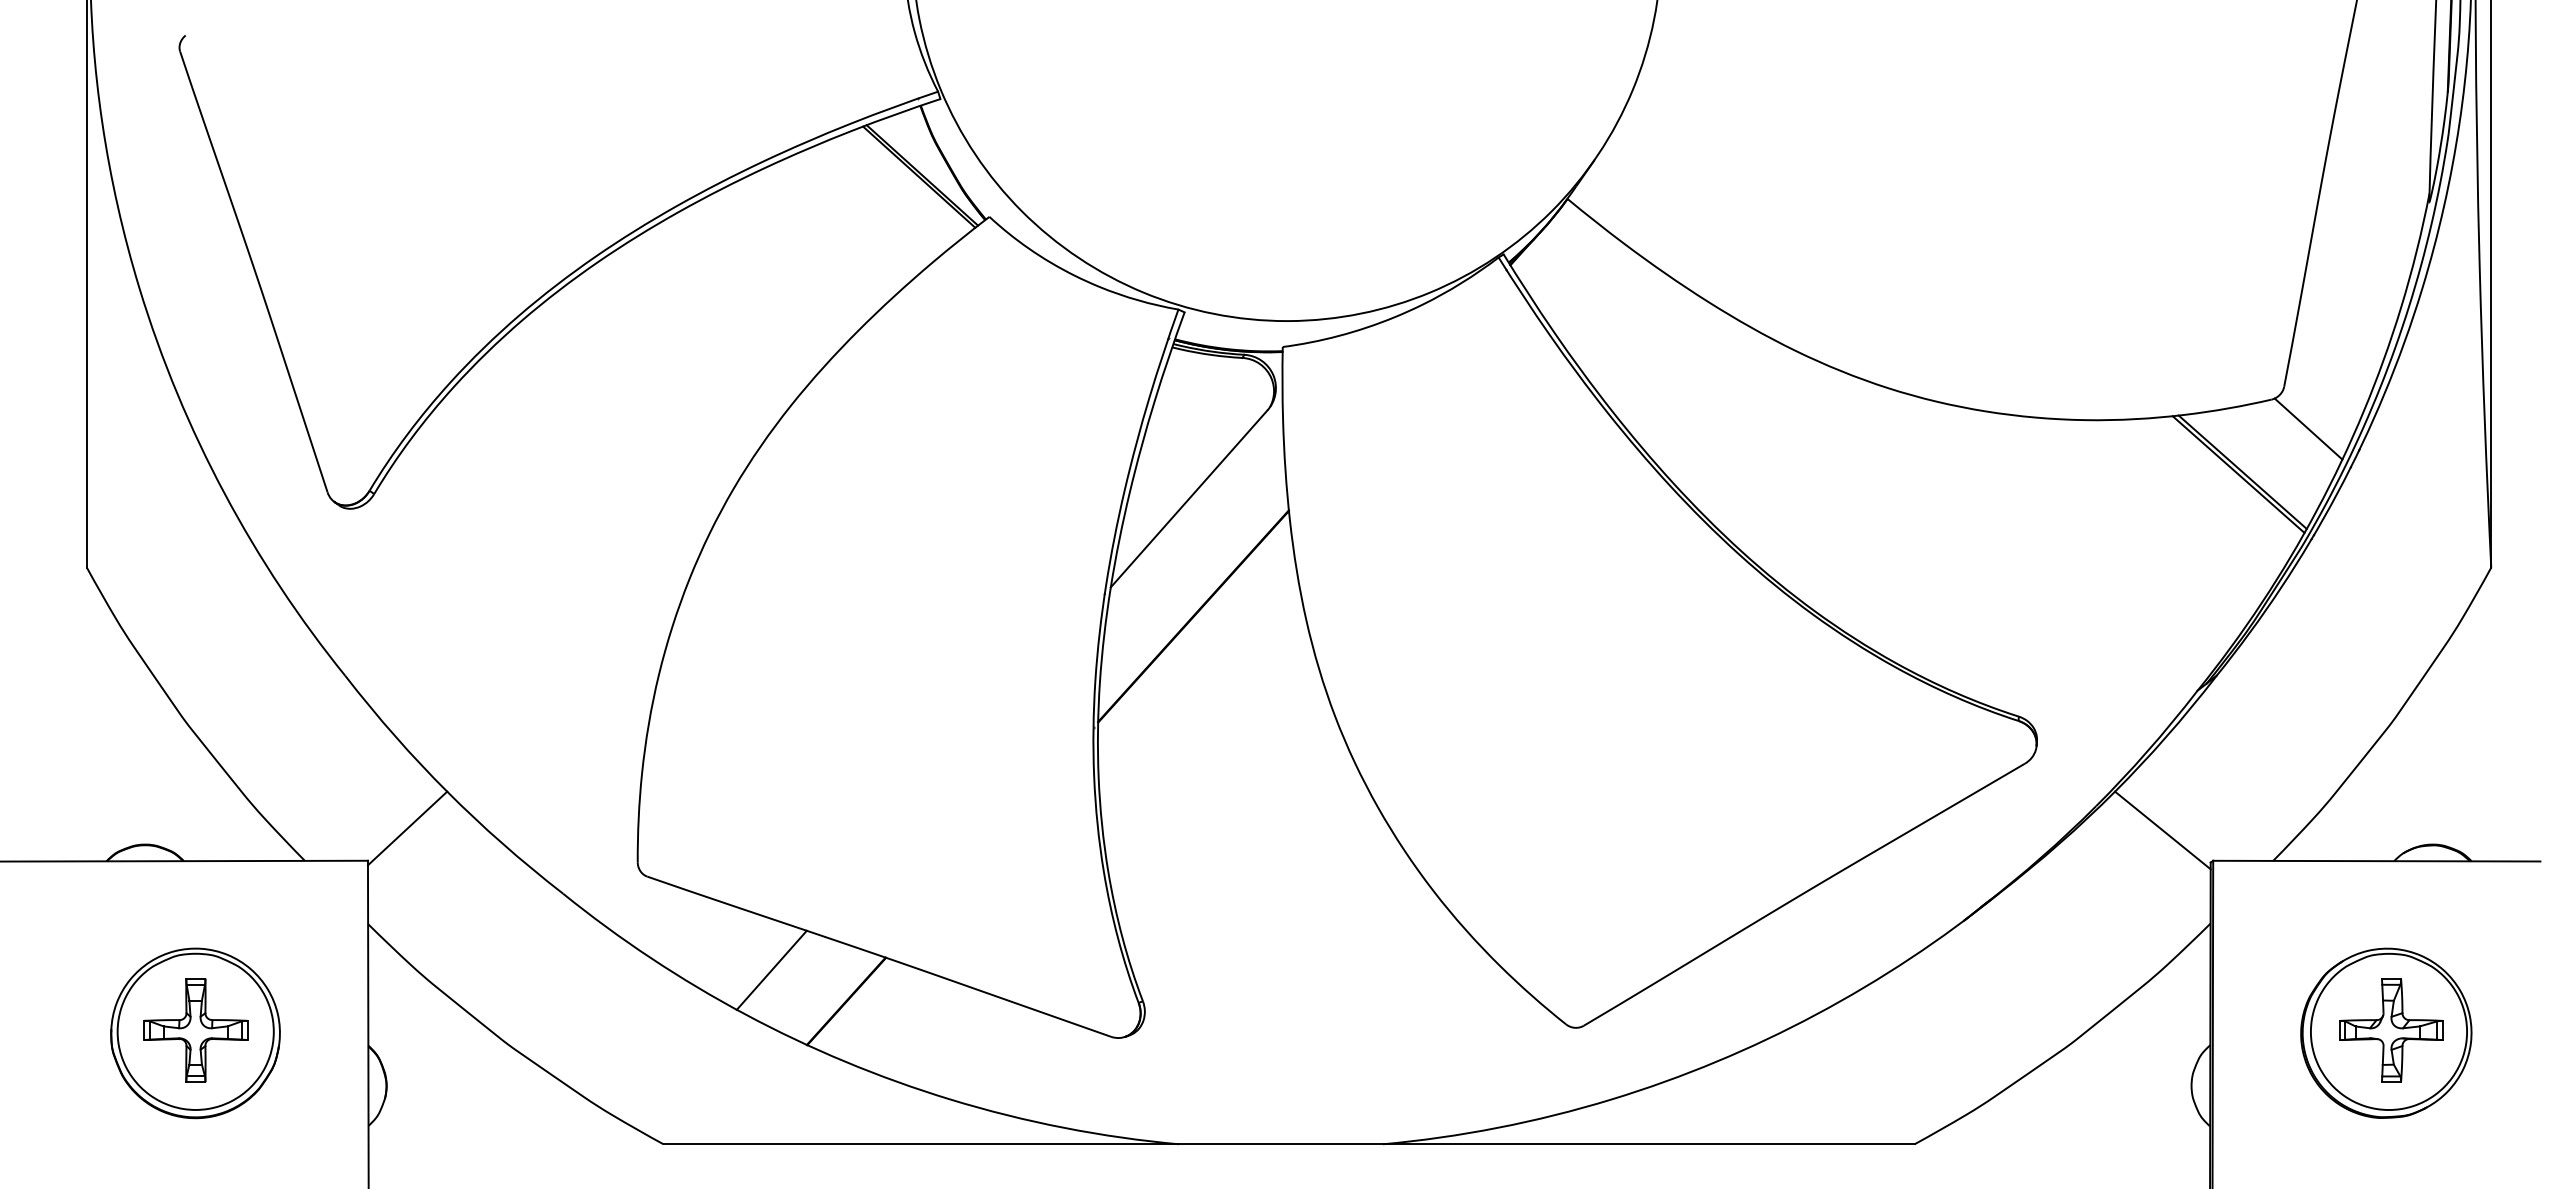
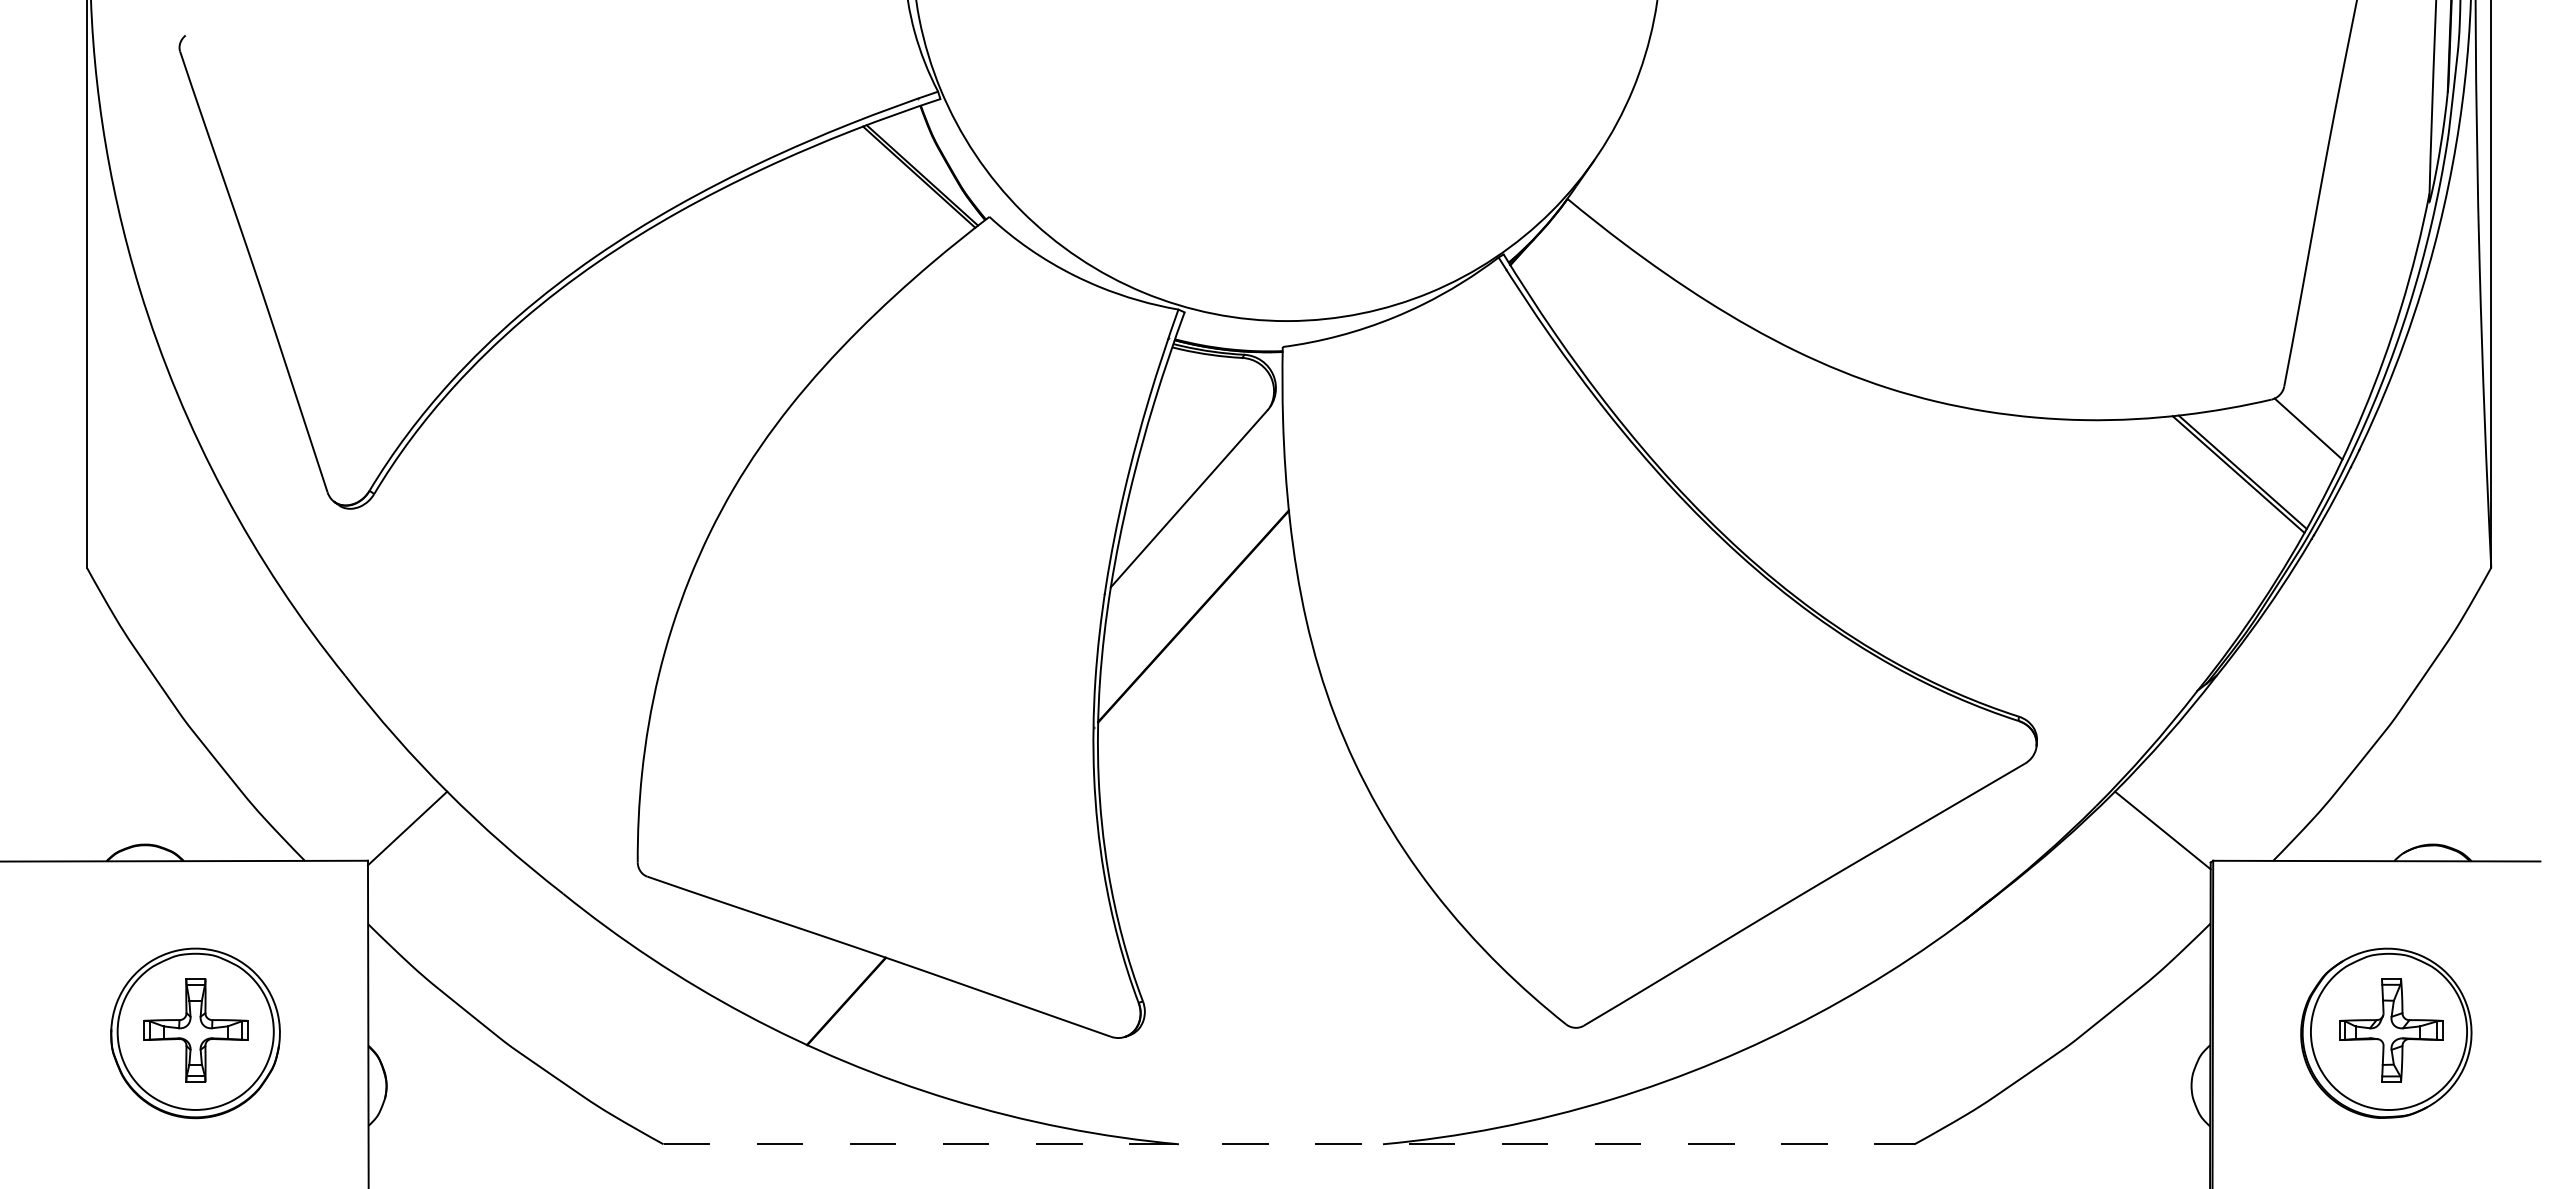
line: present -> none (771, 969)
line: solid -> dashed (1289, 1144)
